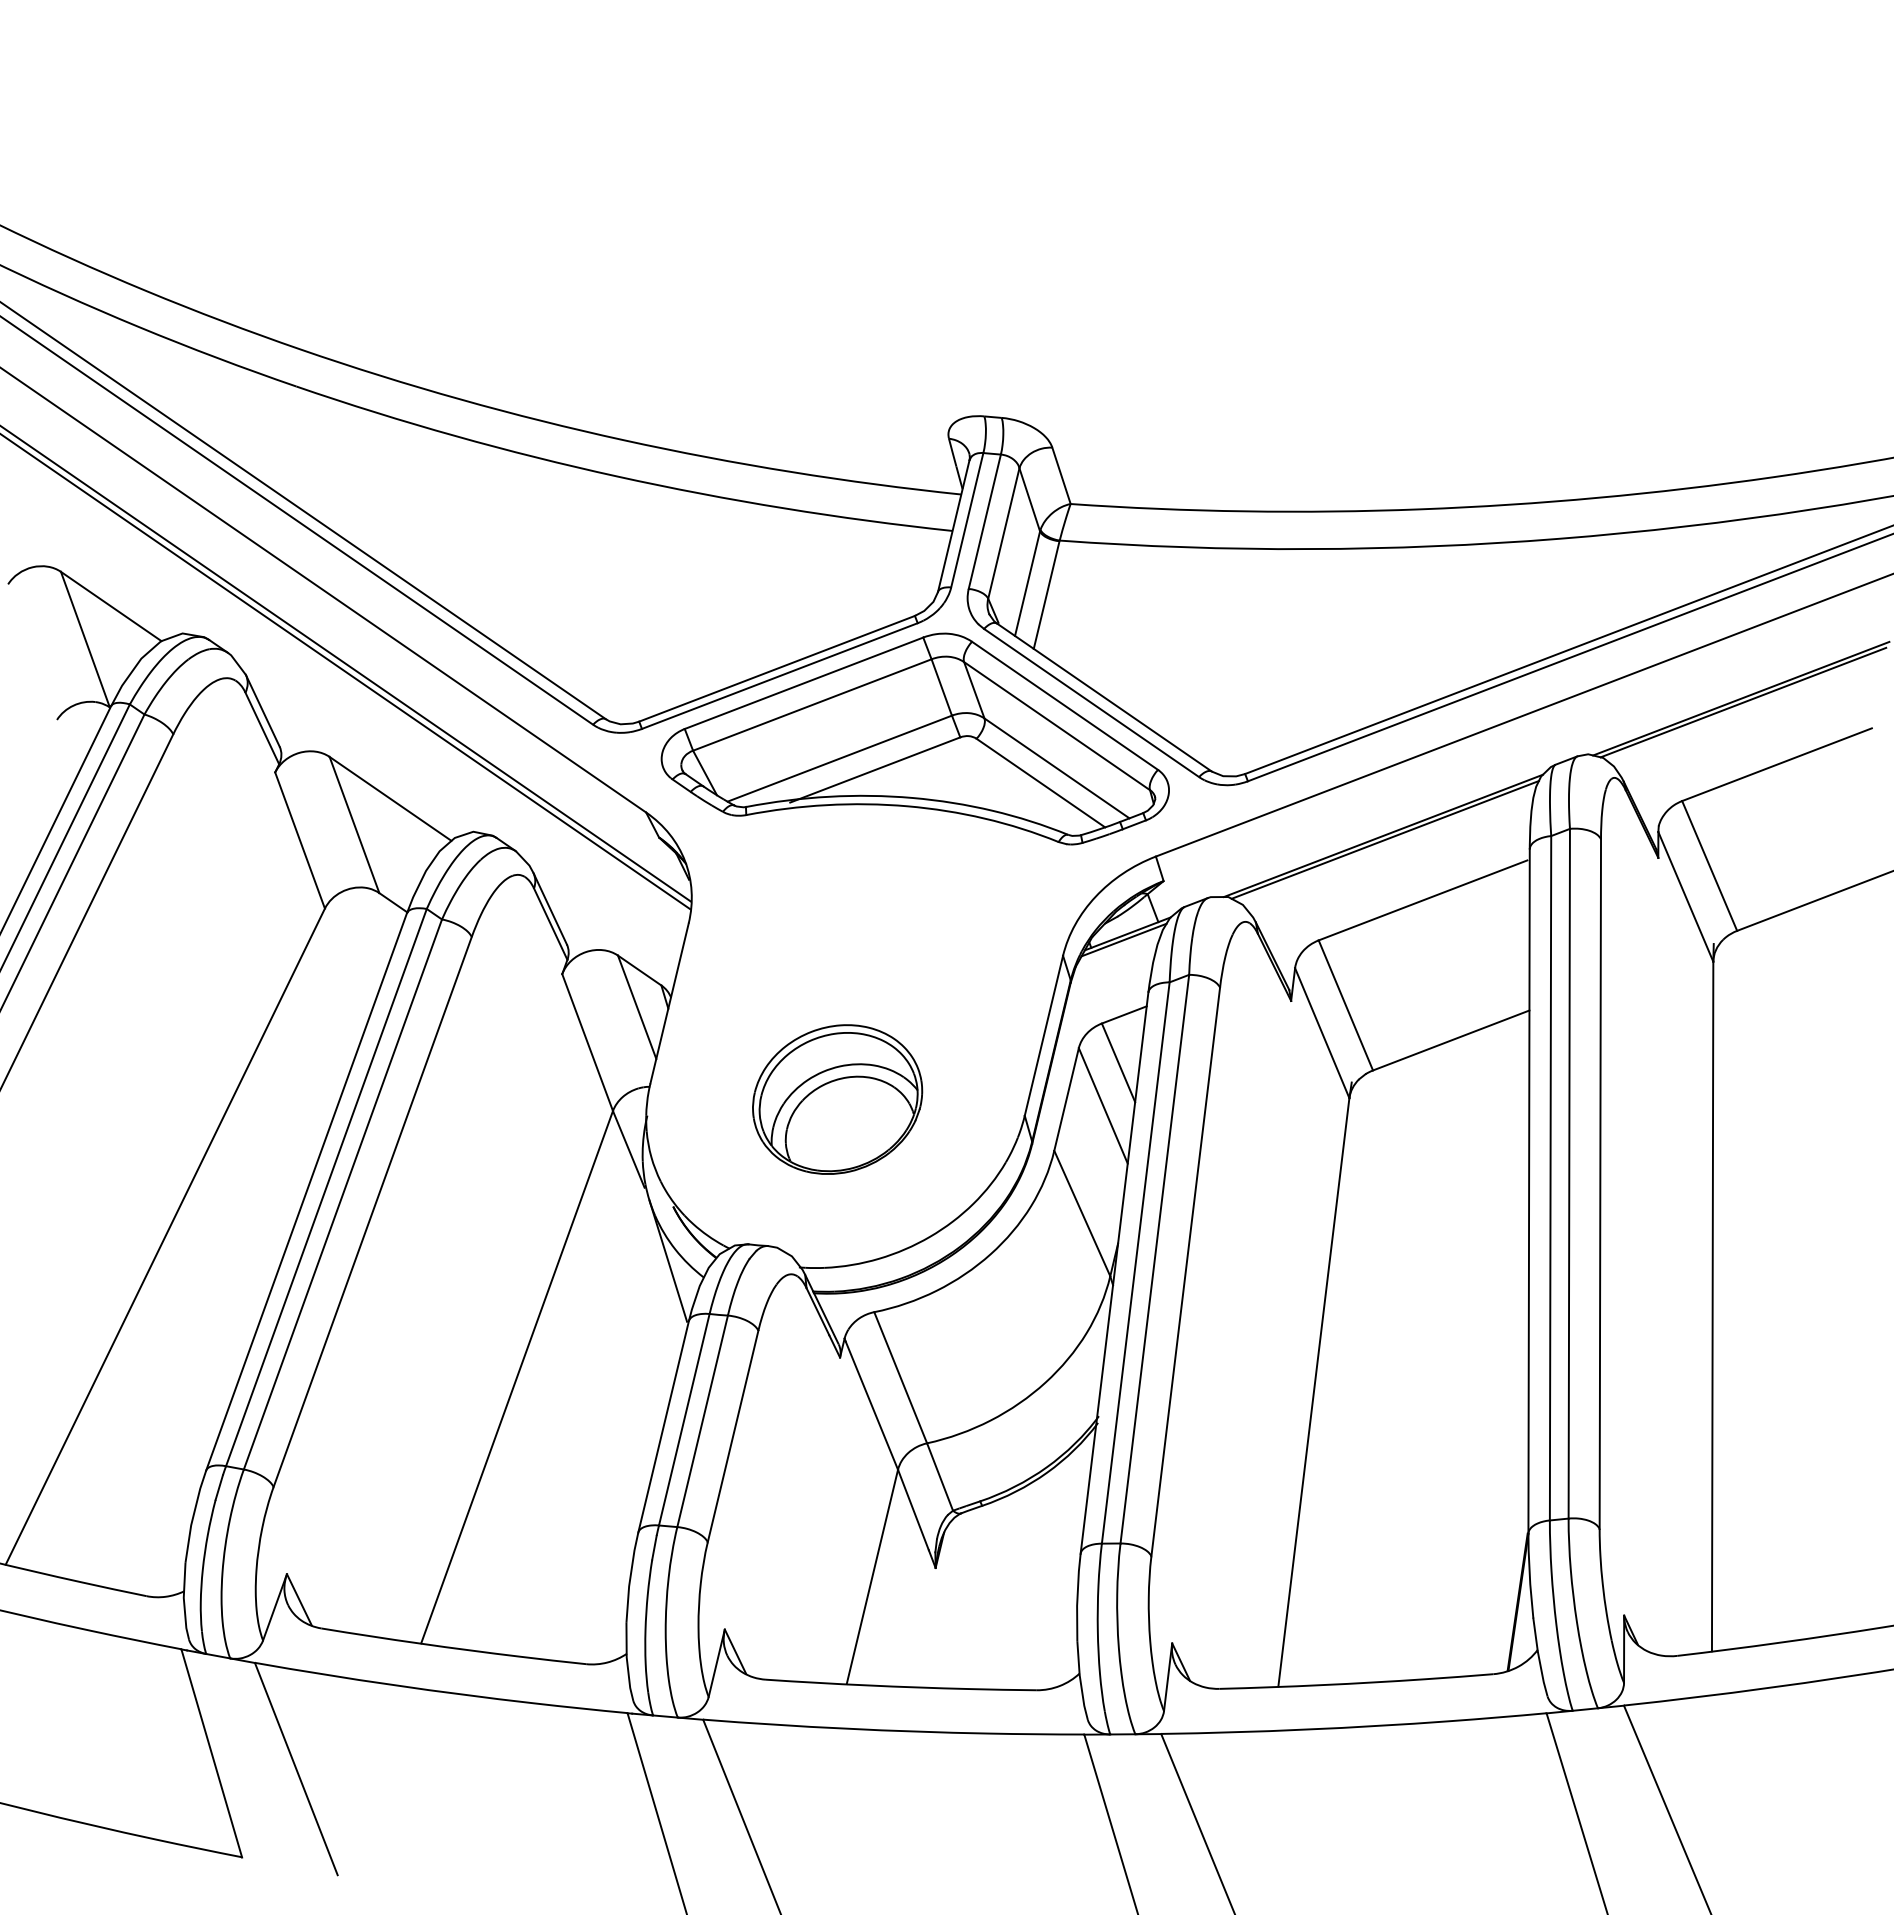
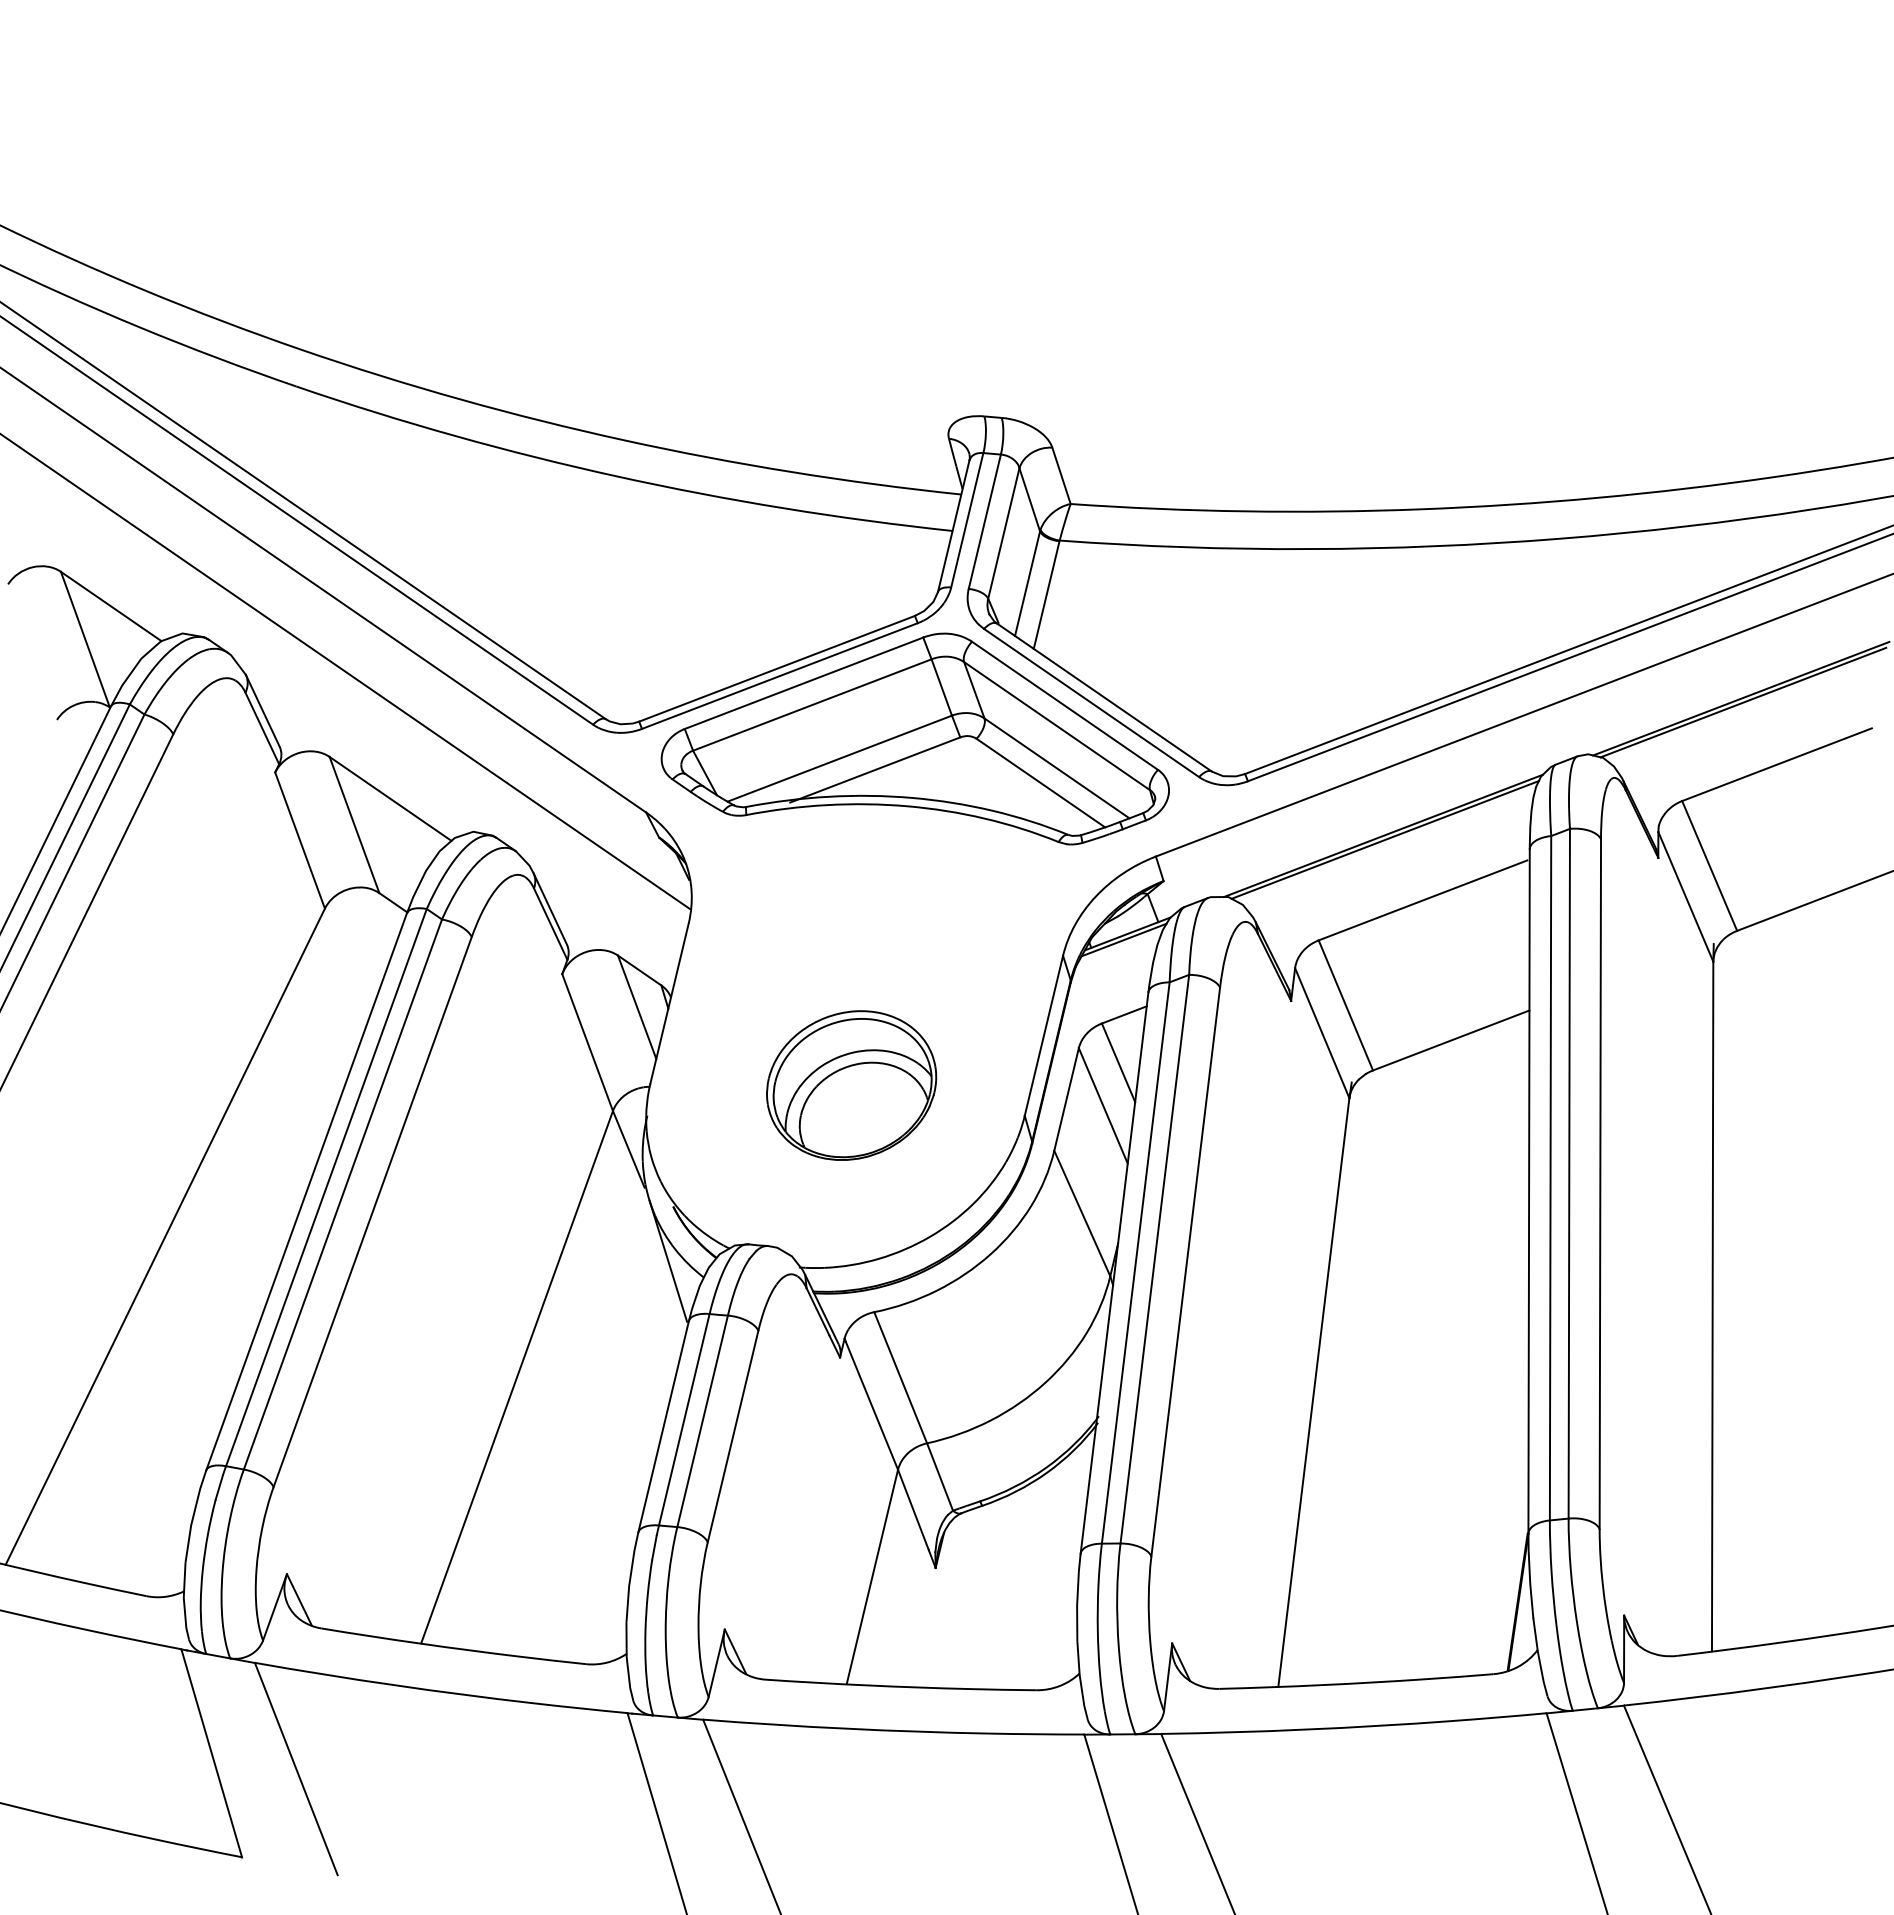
line: present -> none (346, 664)
part position: (837, 1099) -> (851, 1085) (851, 1085)
